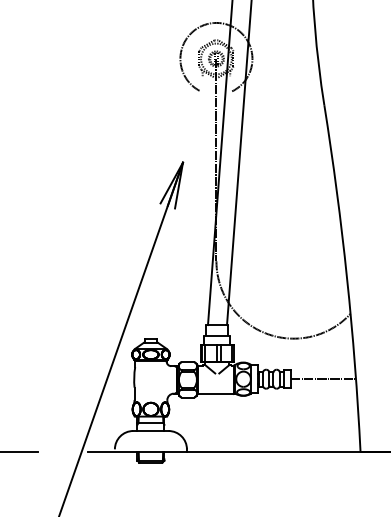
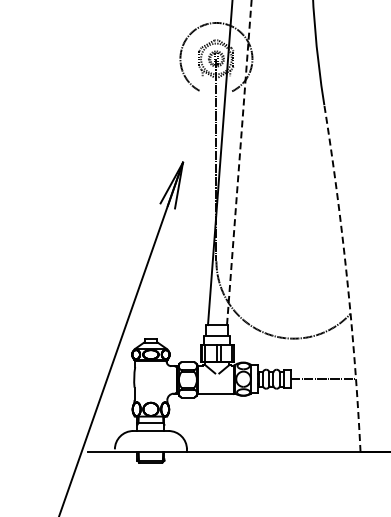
line: solid -> dashed (239, 162)
arc: solid -> dashed (347, 278)
line: present -> none (19, 451)
